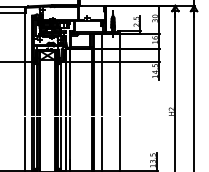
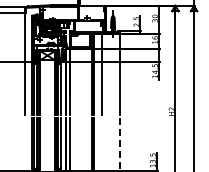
line: present -> none (25, 142)
line: present -> none (102, 142)
line: solid -> dashed (119, 144)
